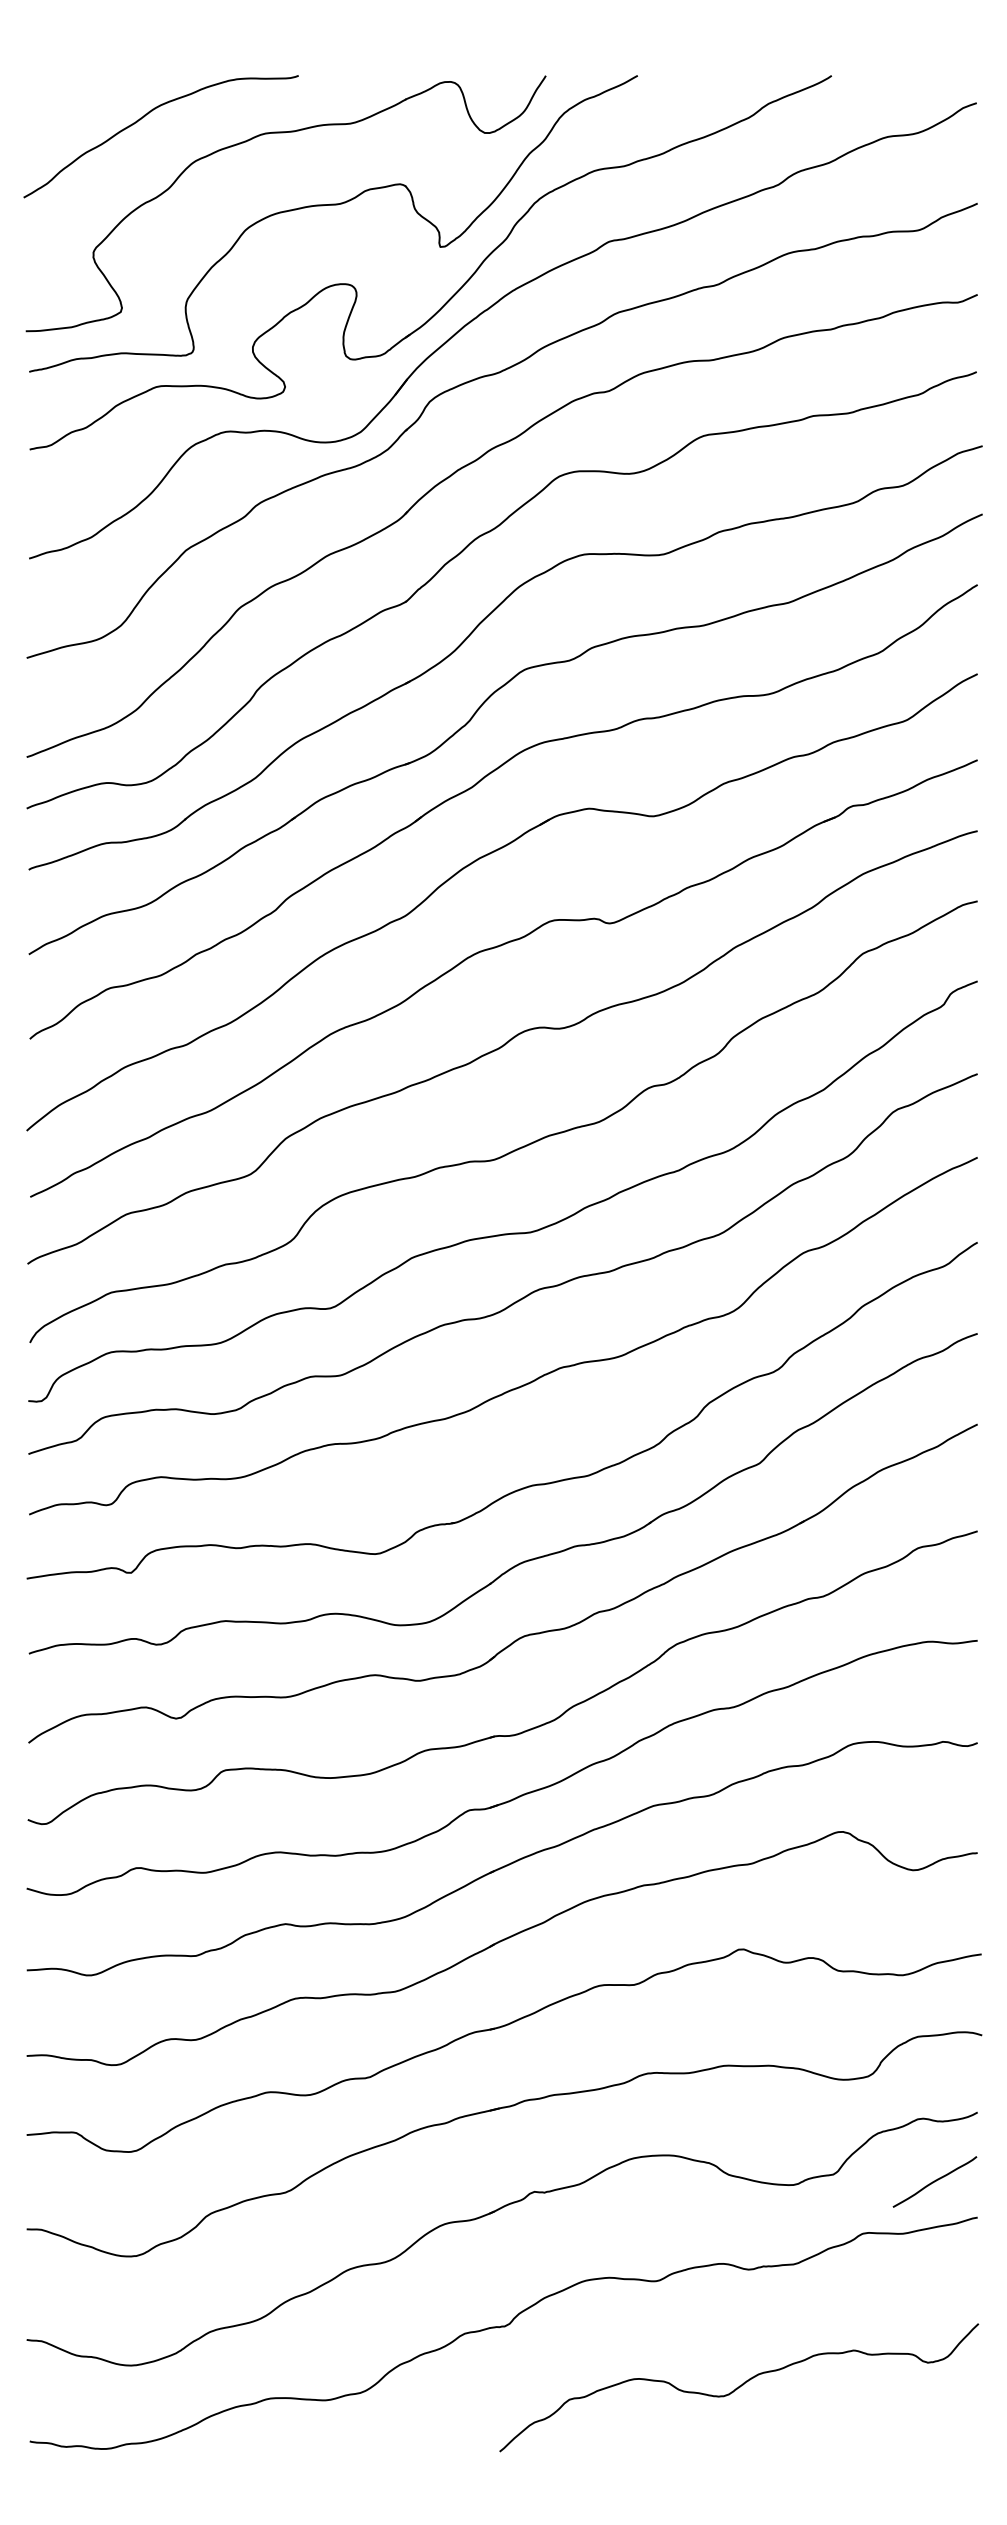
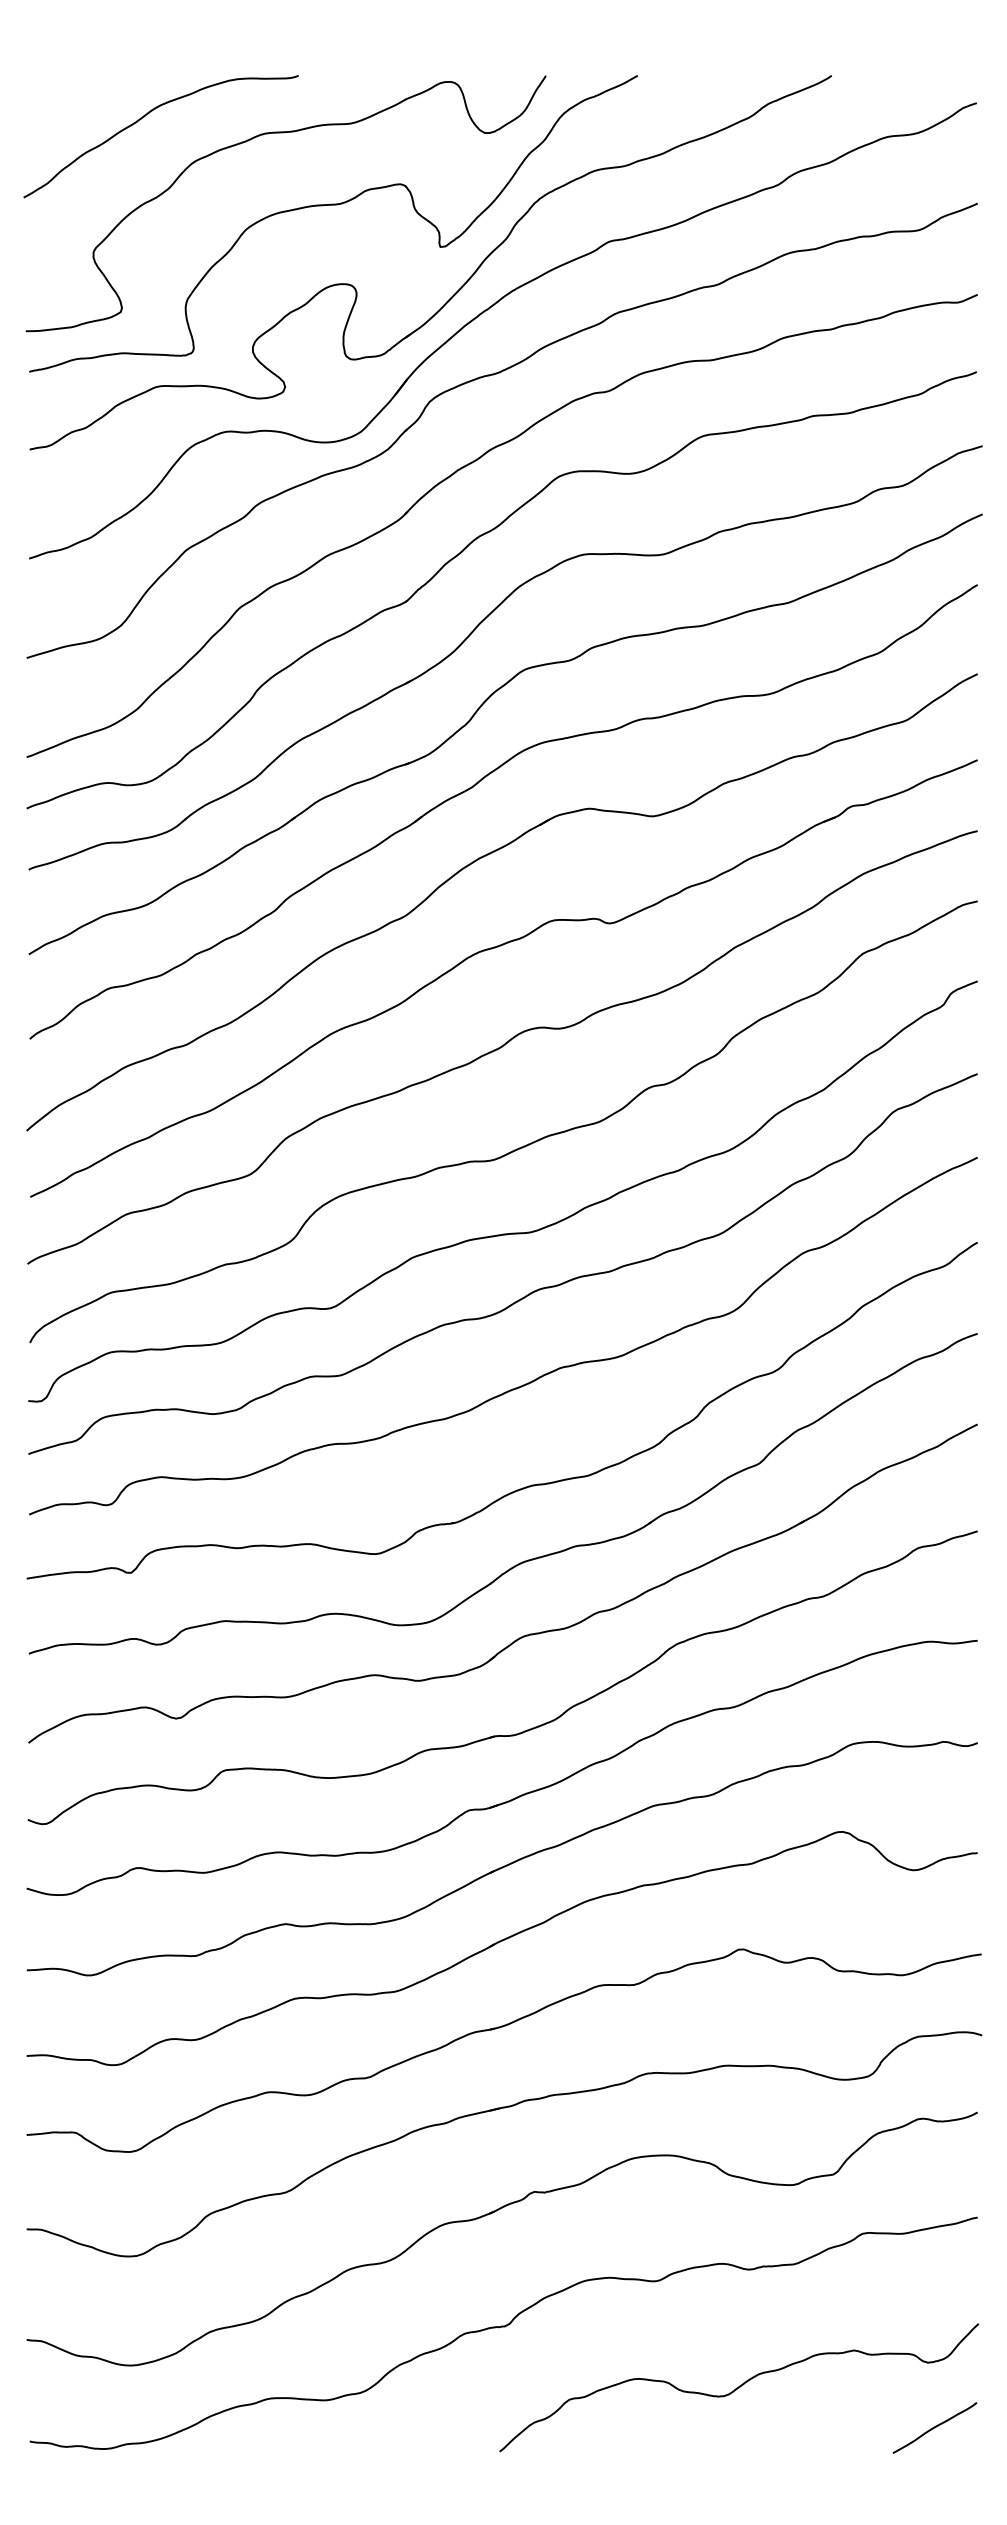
curve position: (934, 2181) -> (934, 2427) (934, 2427)
